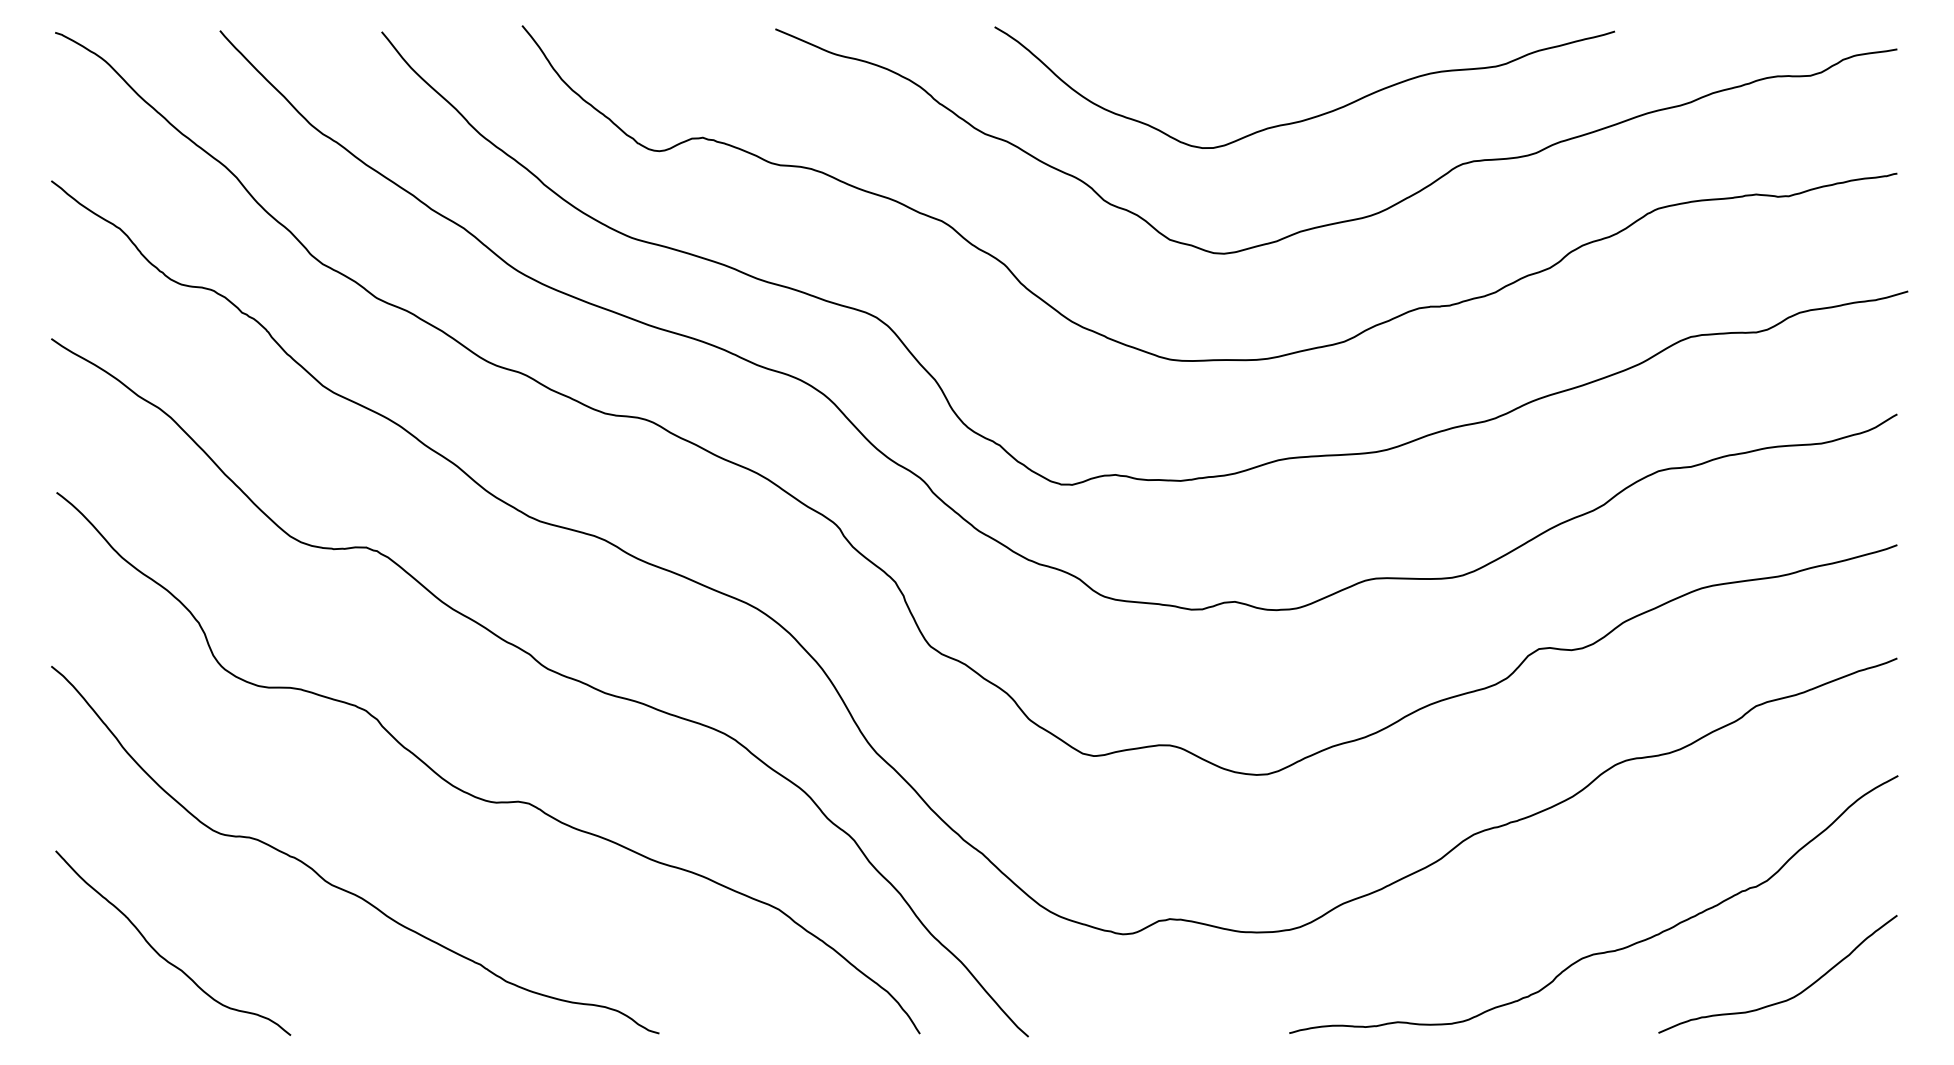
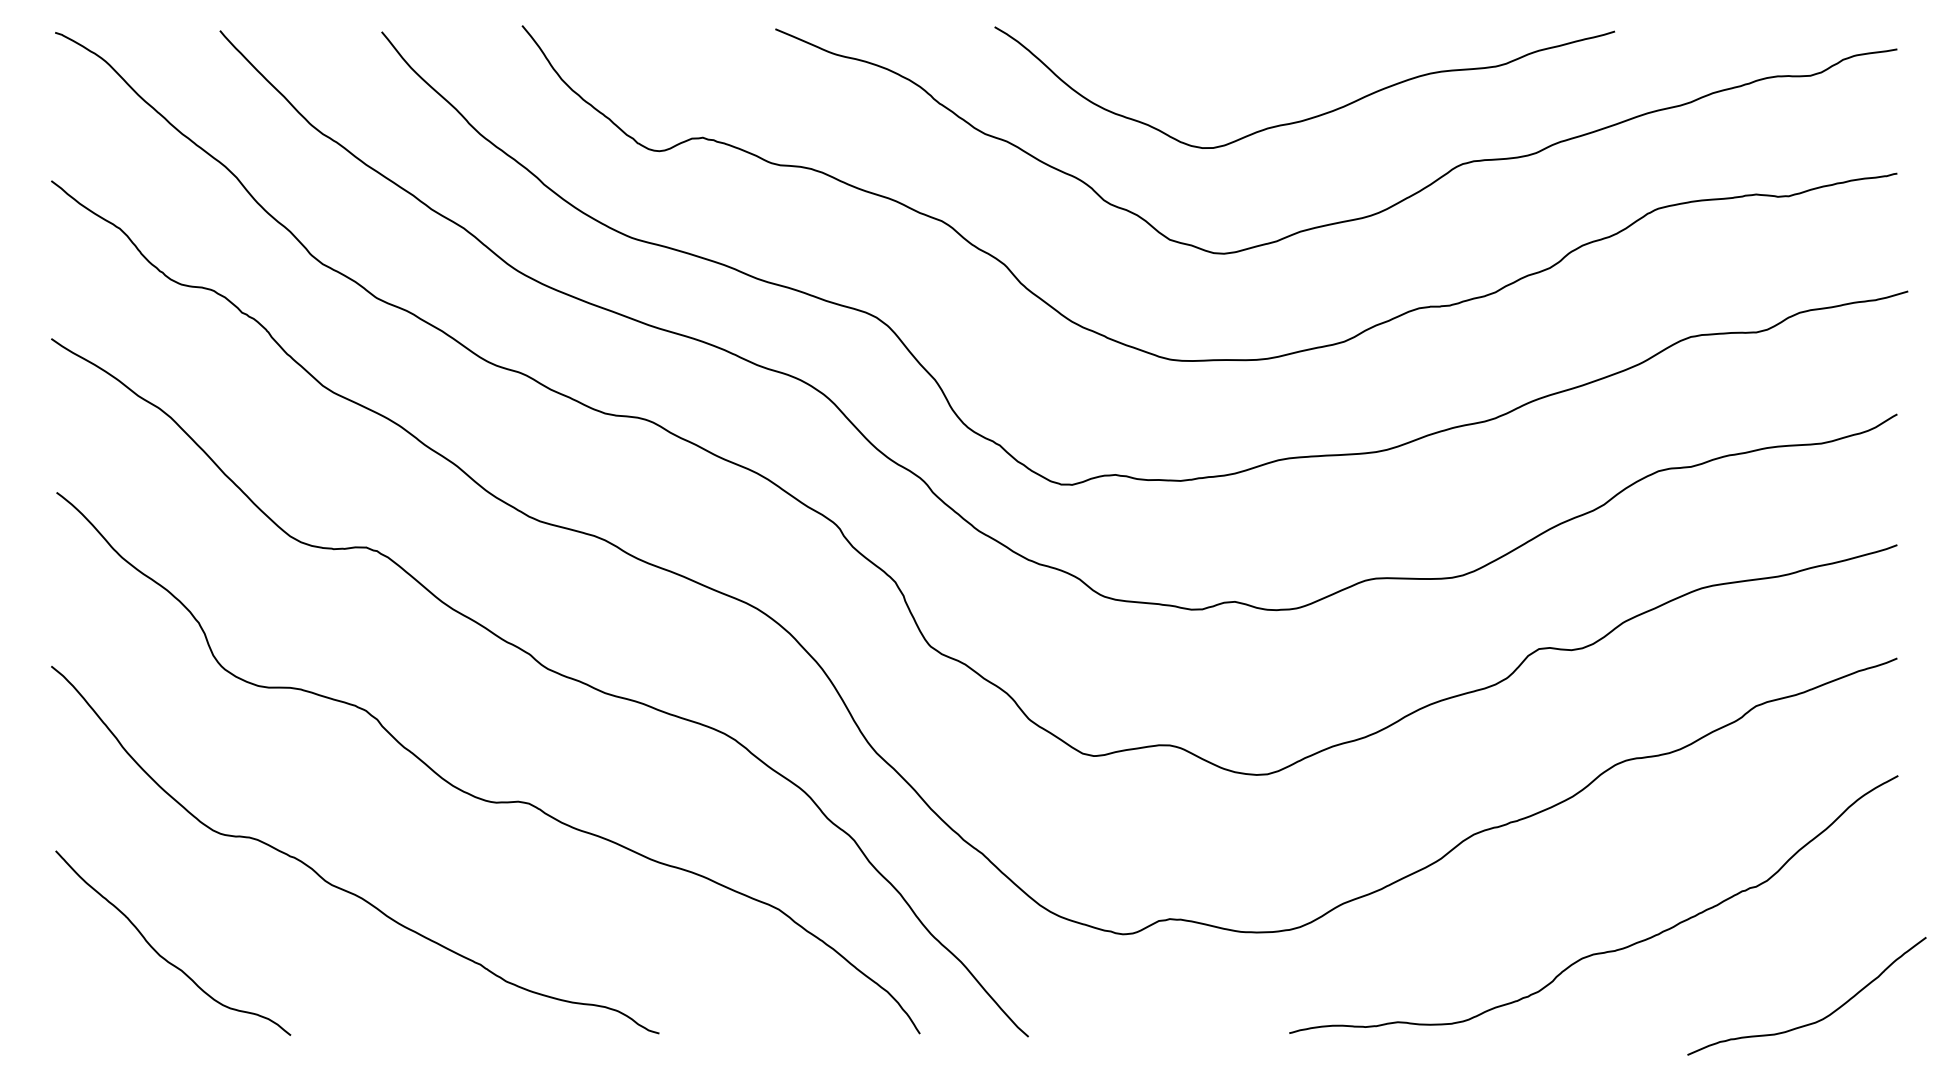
curve position: (1788, 998) -> (1817, 1020) (1817, 1020)
